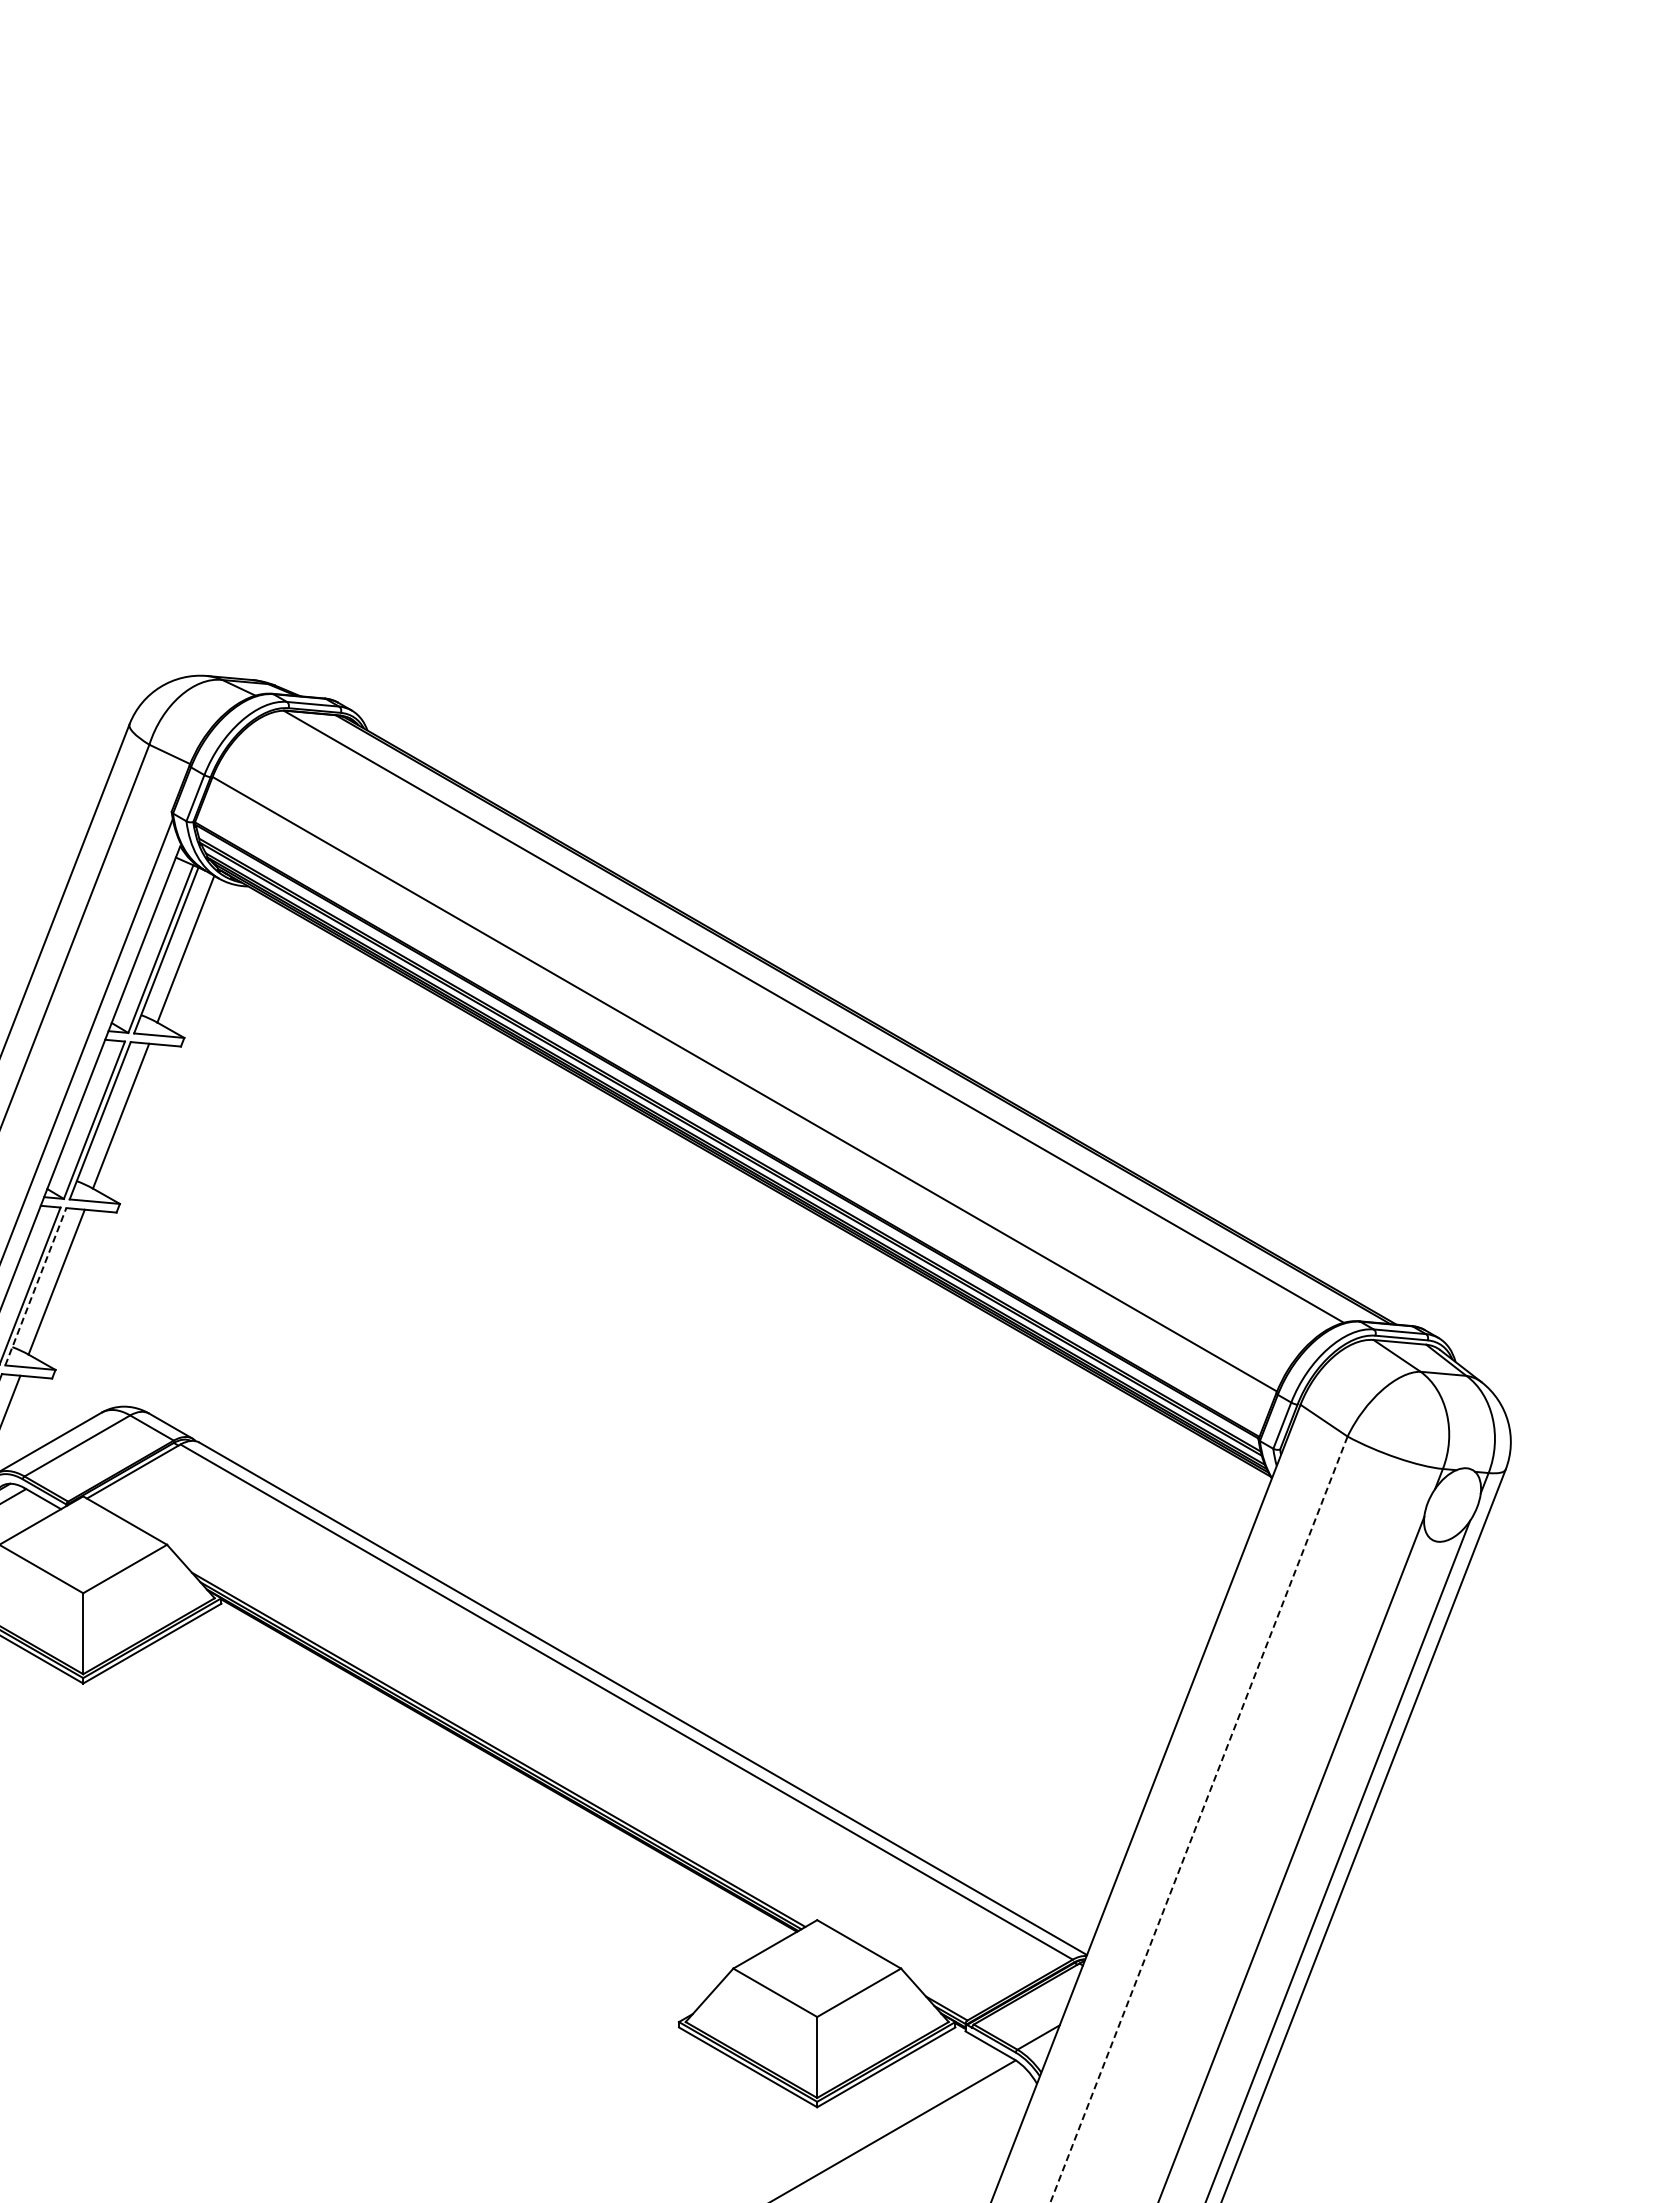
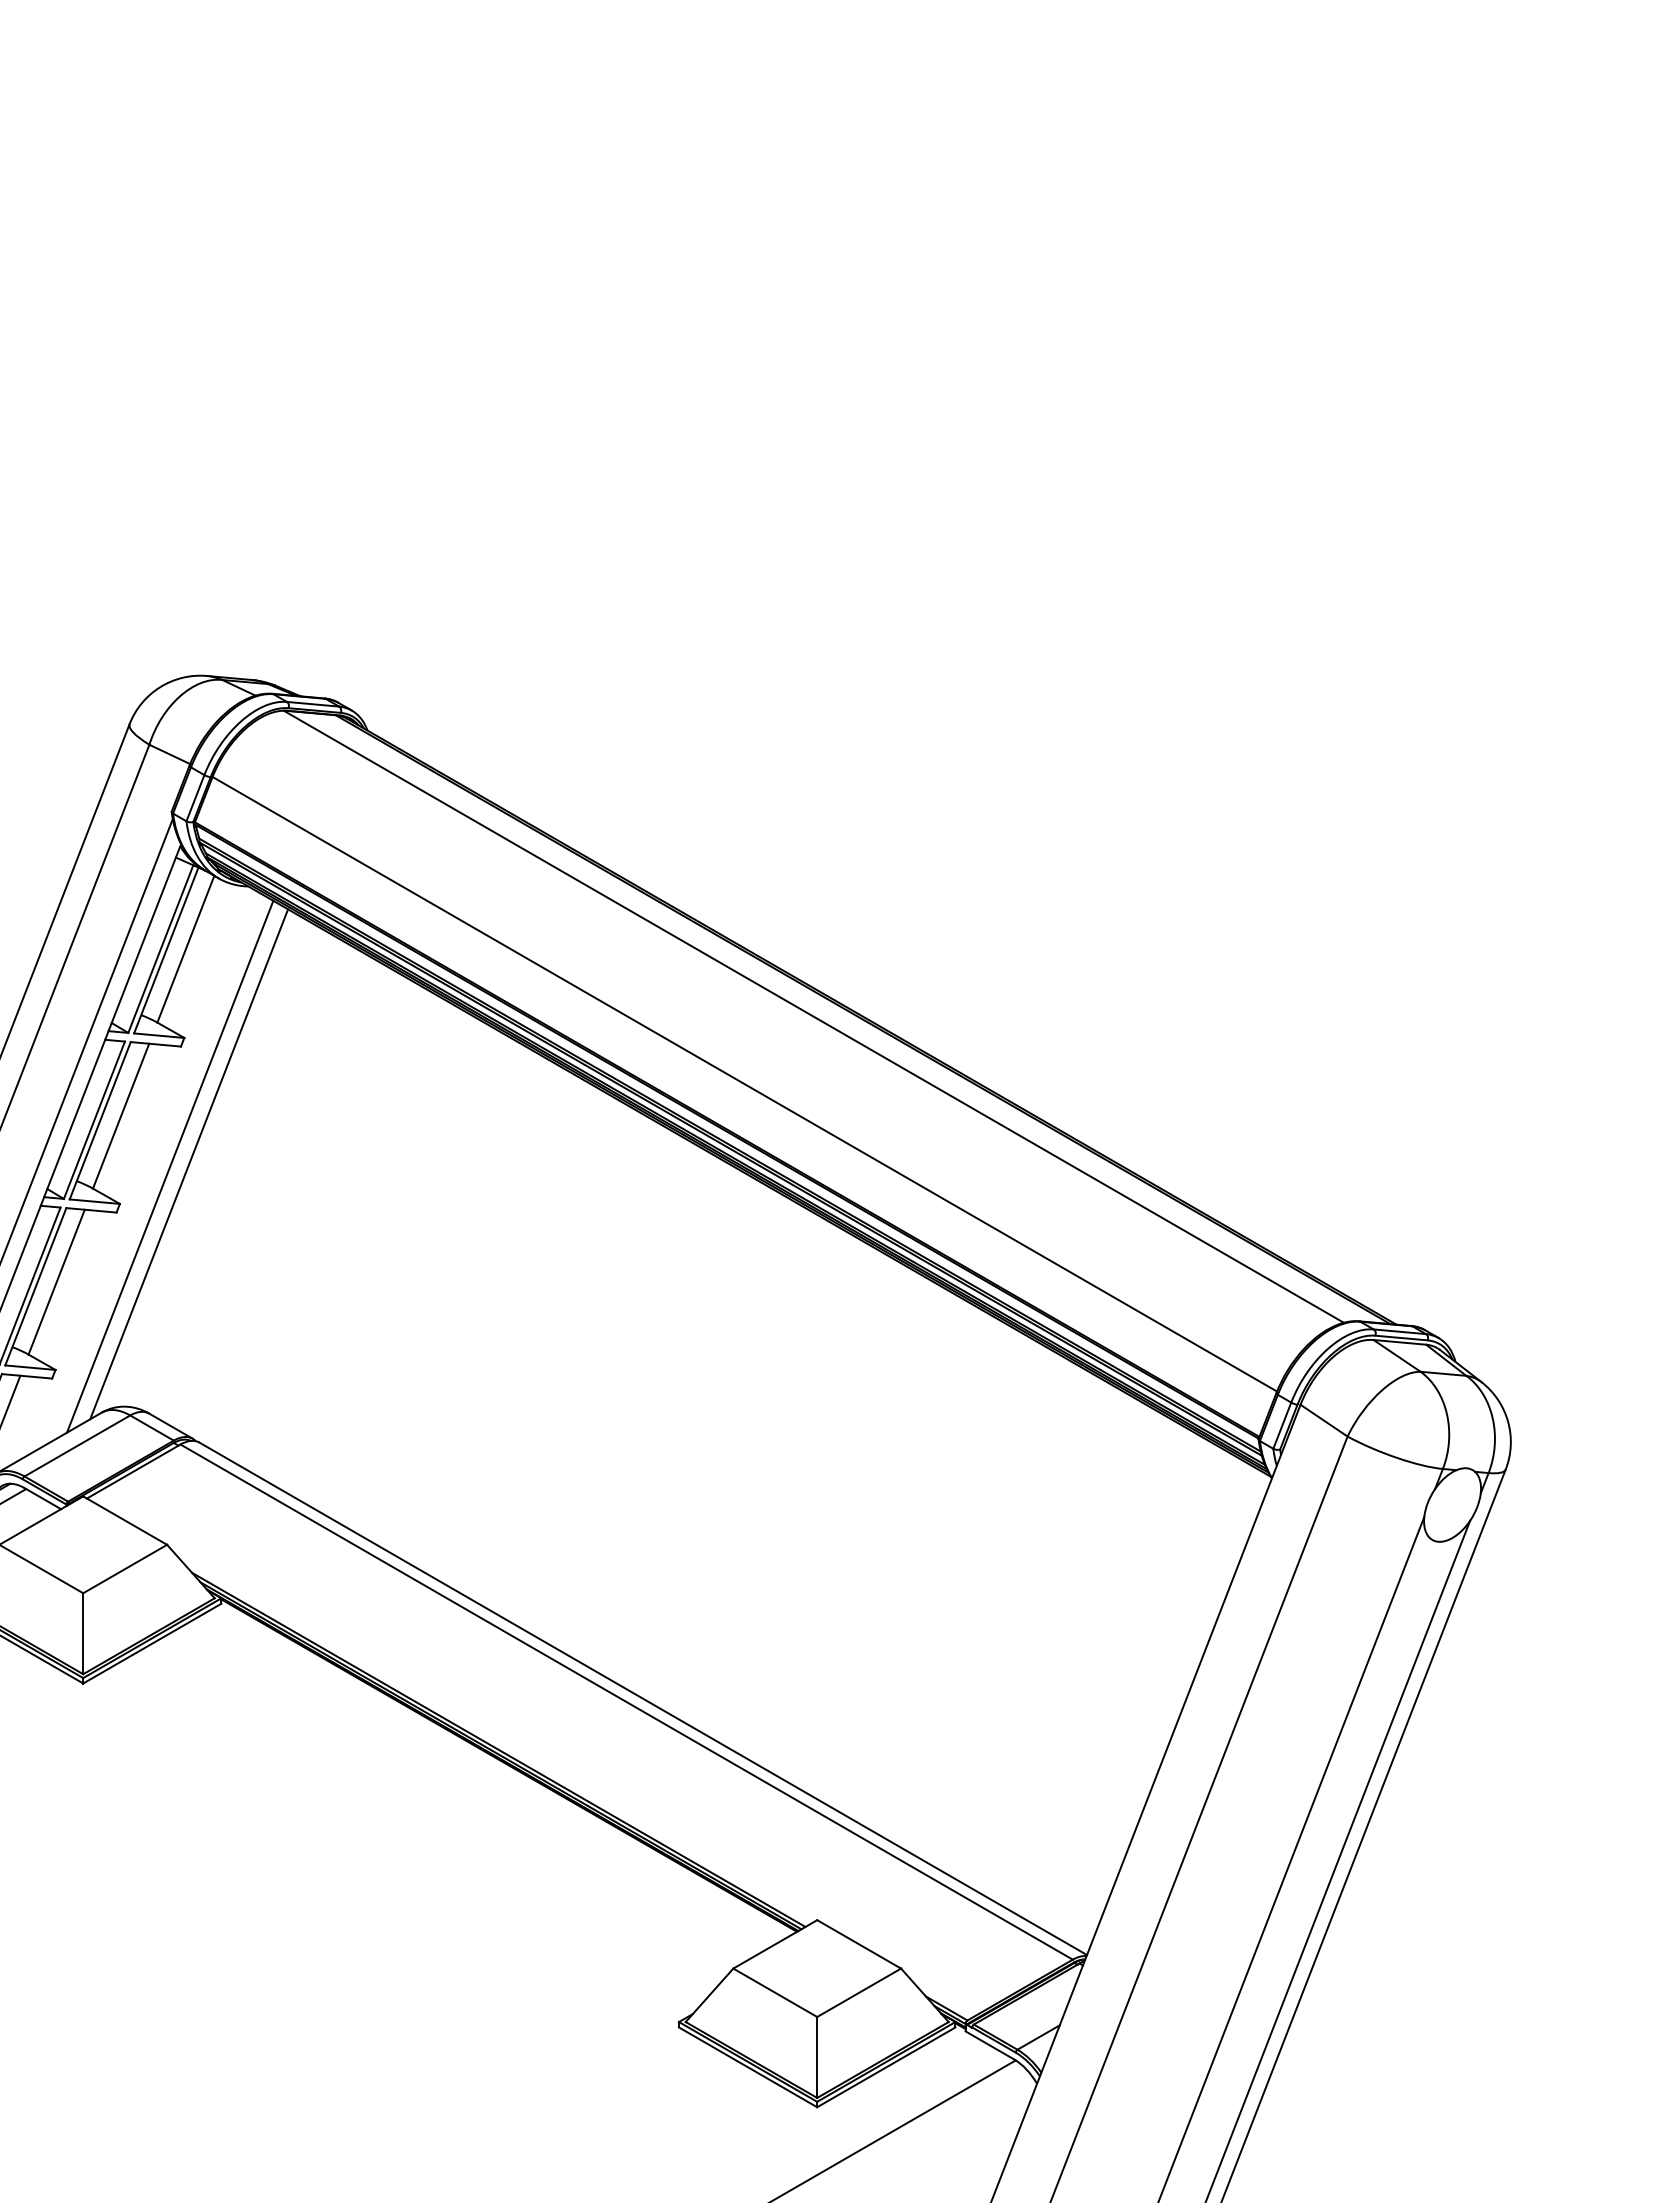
line: none -> present (189, 1164)
line: none -> present (169, 1166)
line: dashed -> solid (36, 1286)
line: dashed -> solid (1199, 1819)
